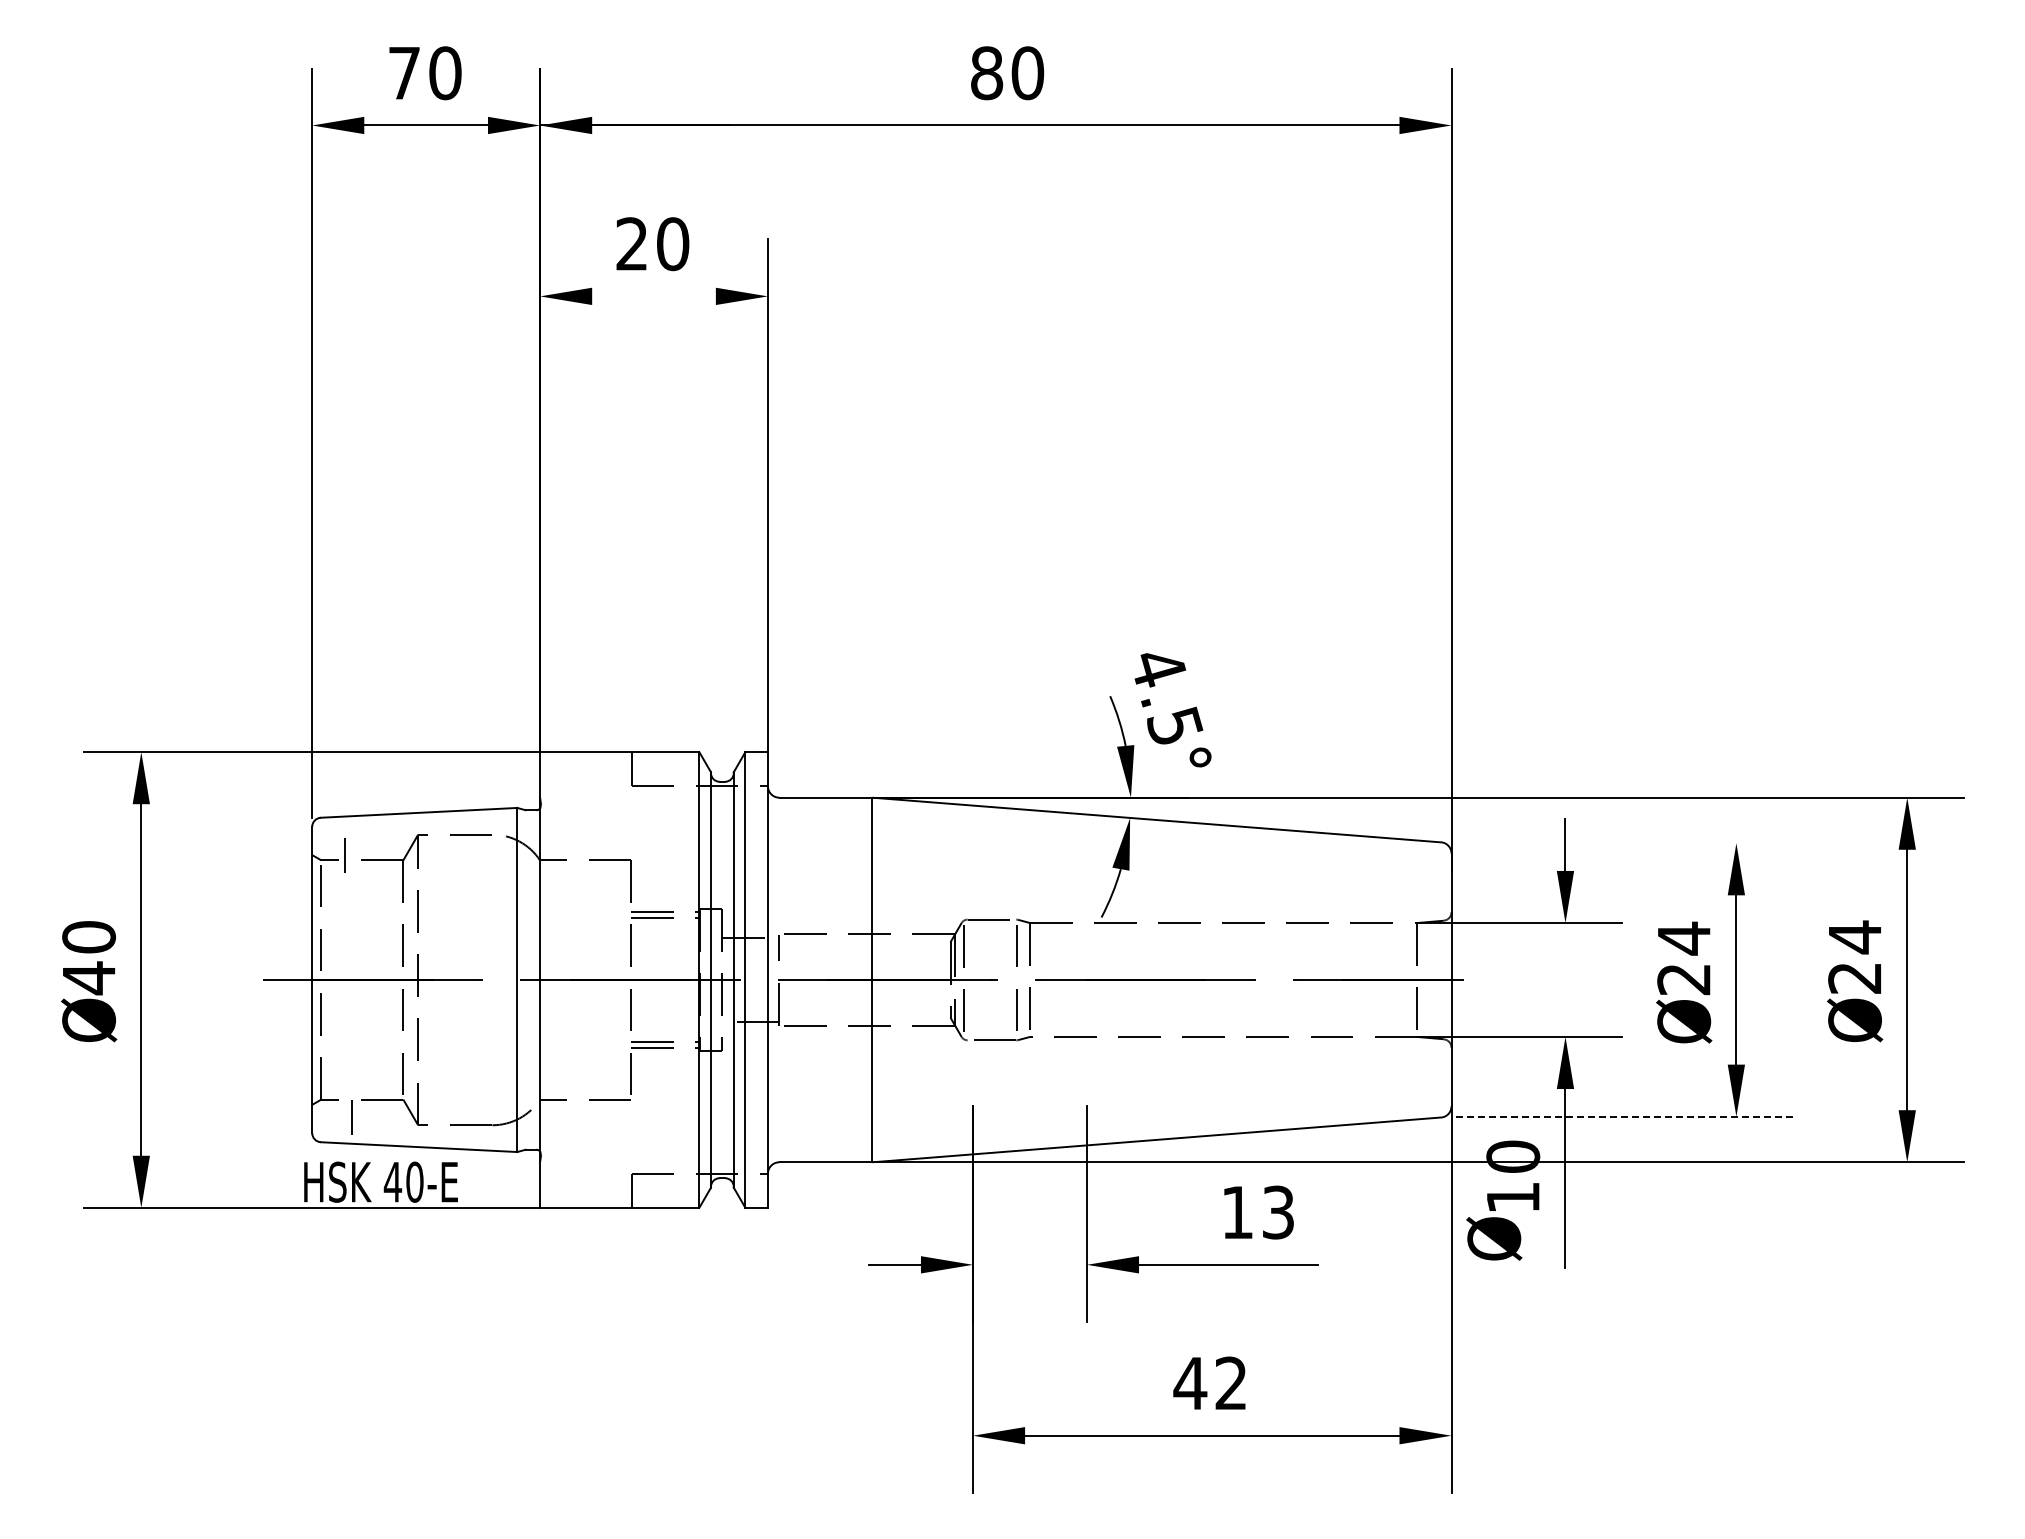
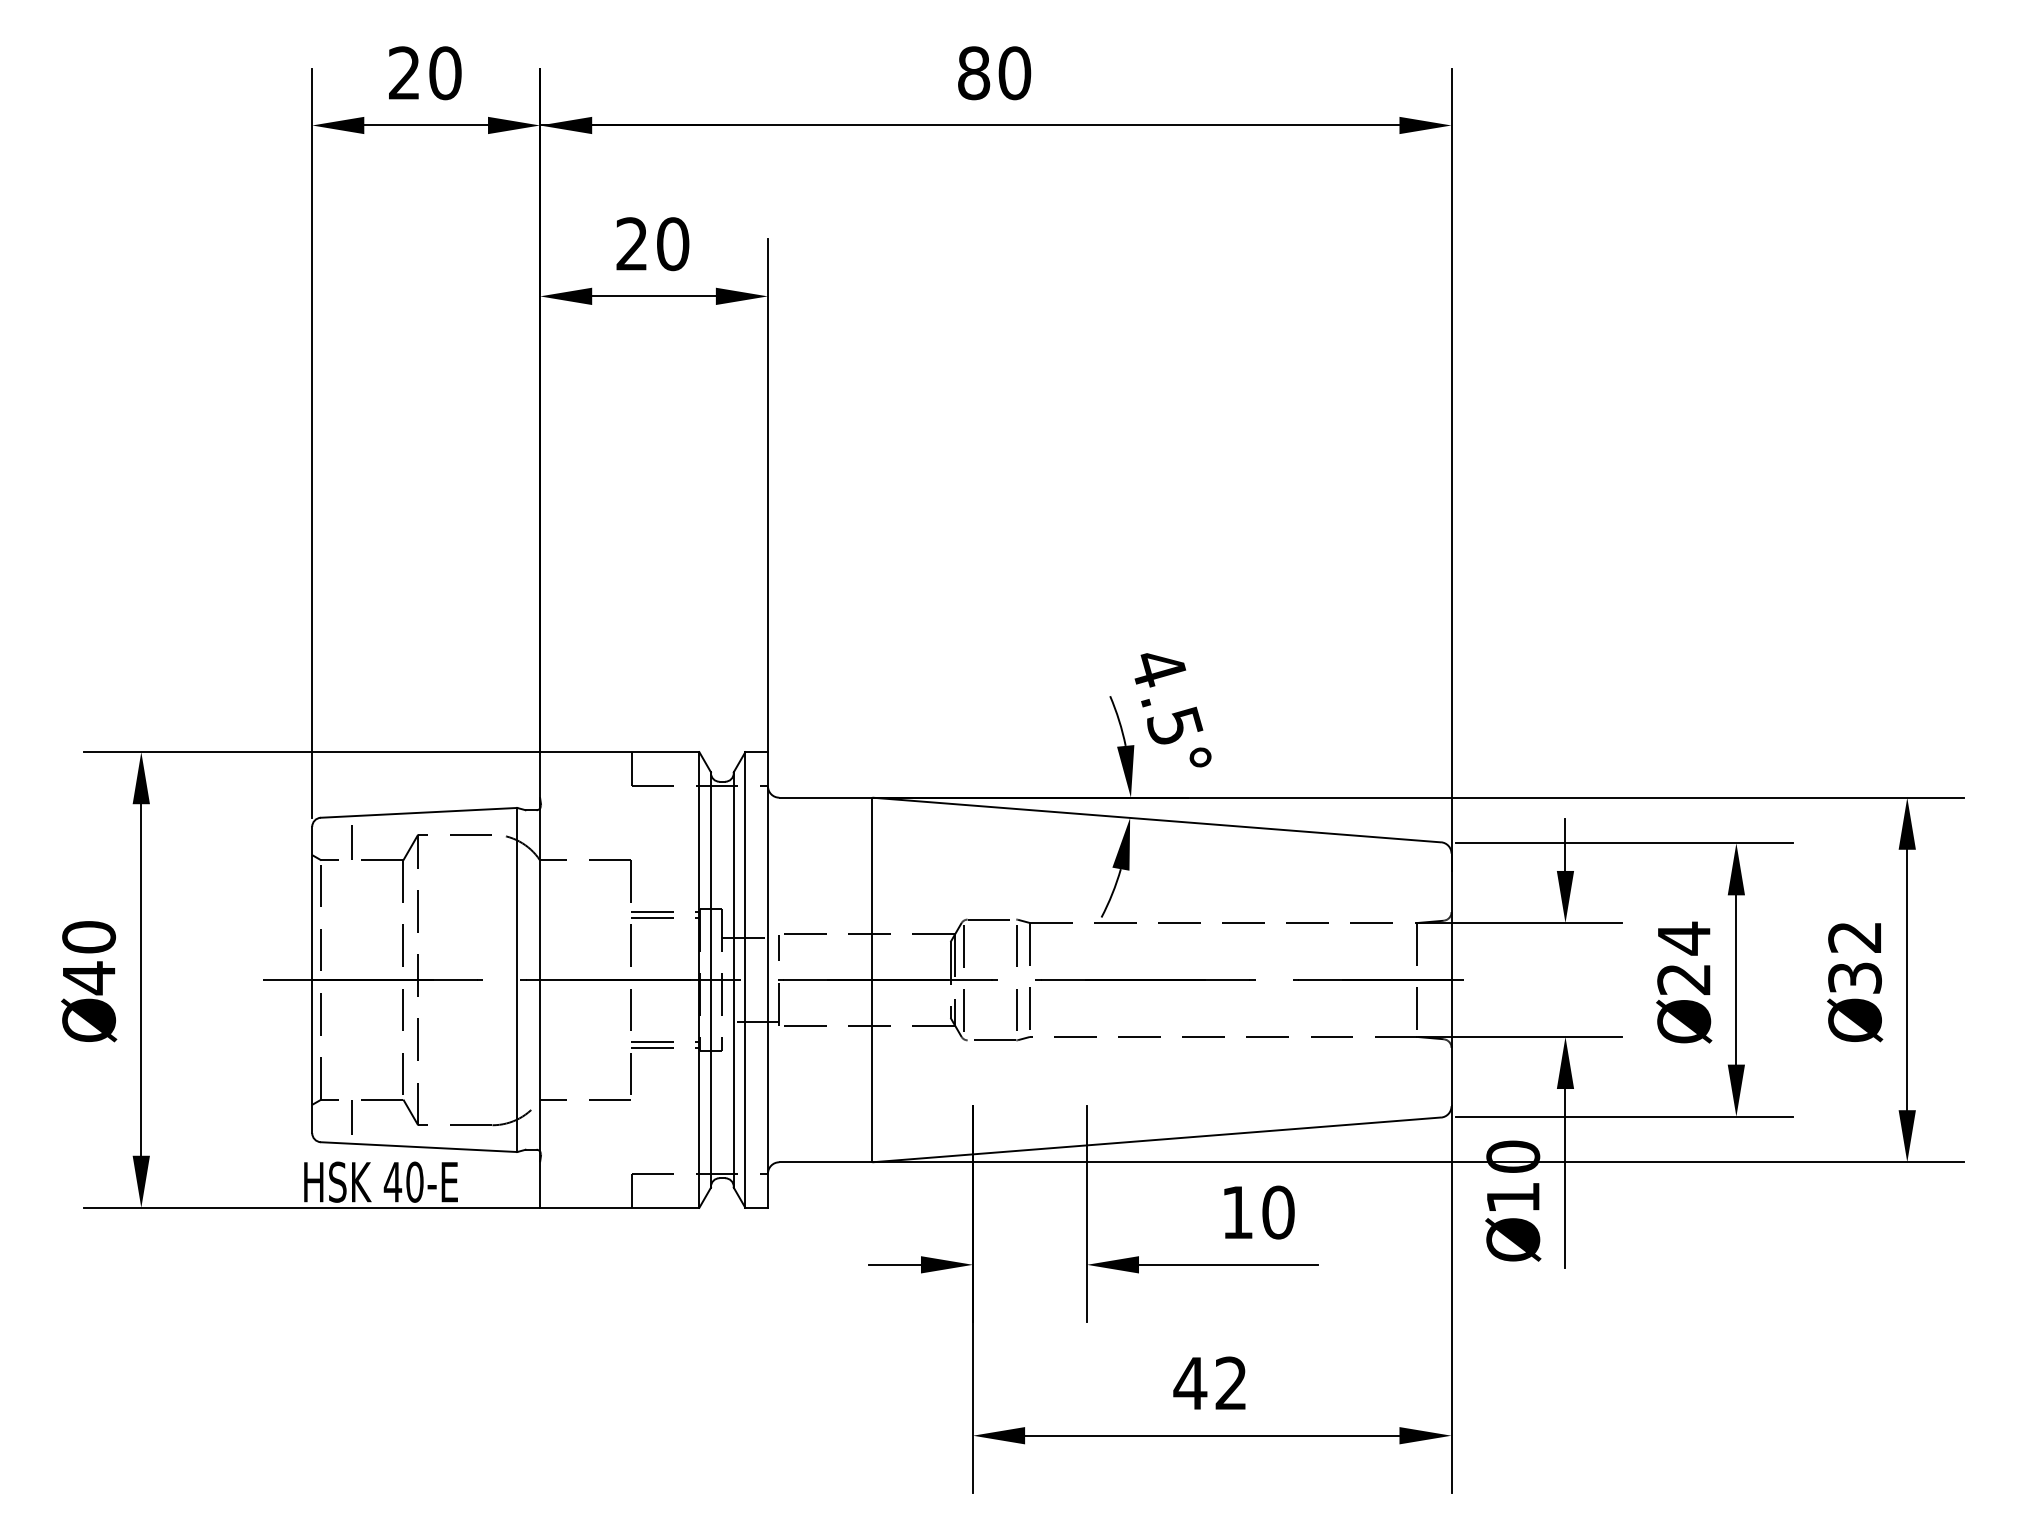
text: 70 -> 20 (404, 72)
text position: (1007, 73) -> (994, 73) (994, 73)
line: none -> present (653, 296)
line: none -> present (1624, 843)
line position: (344, 855) -> (351, 842) (351, 842)
text: 24 -> 32 (1854, 956)
line: dashed -> solid (1624, 1116)
text: 13 -> 10 (1278, 1212)
text position: (1494, 1238) -> (1513, 1239) (1513, 1239)
